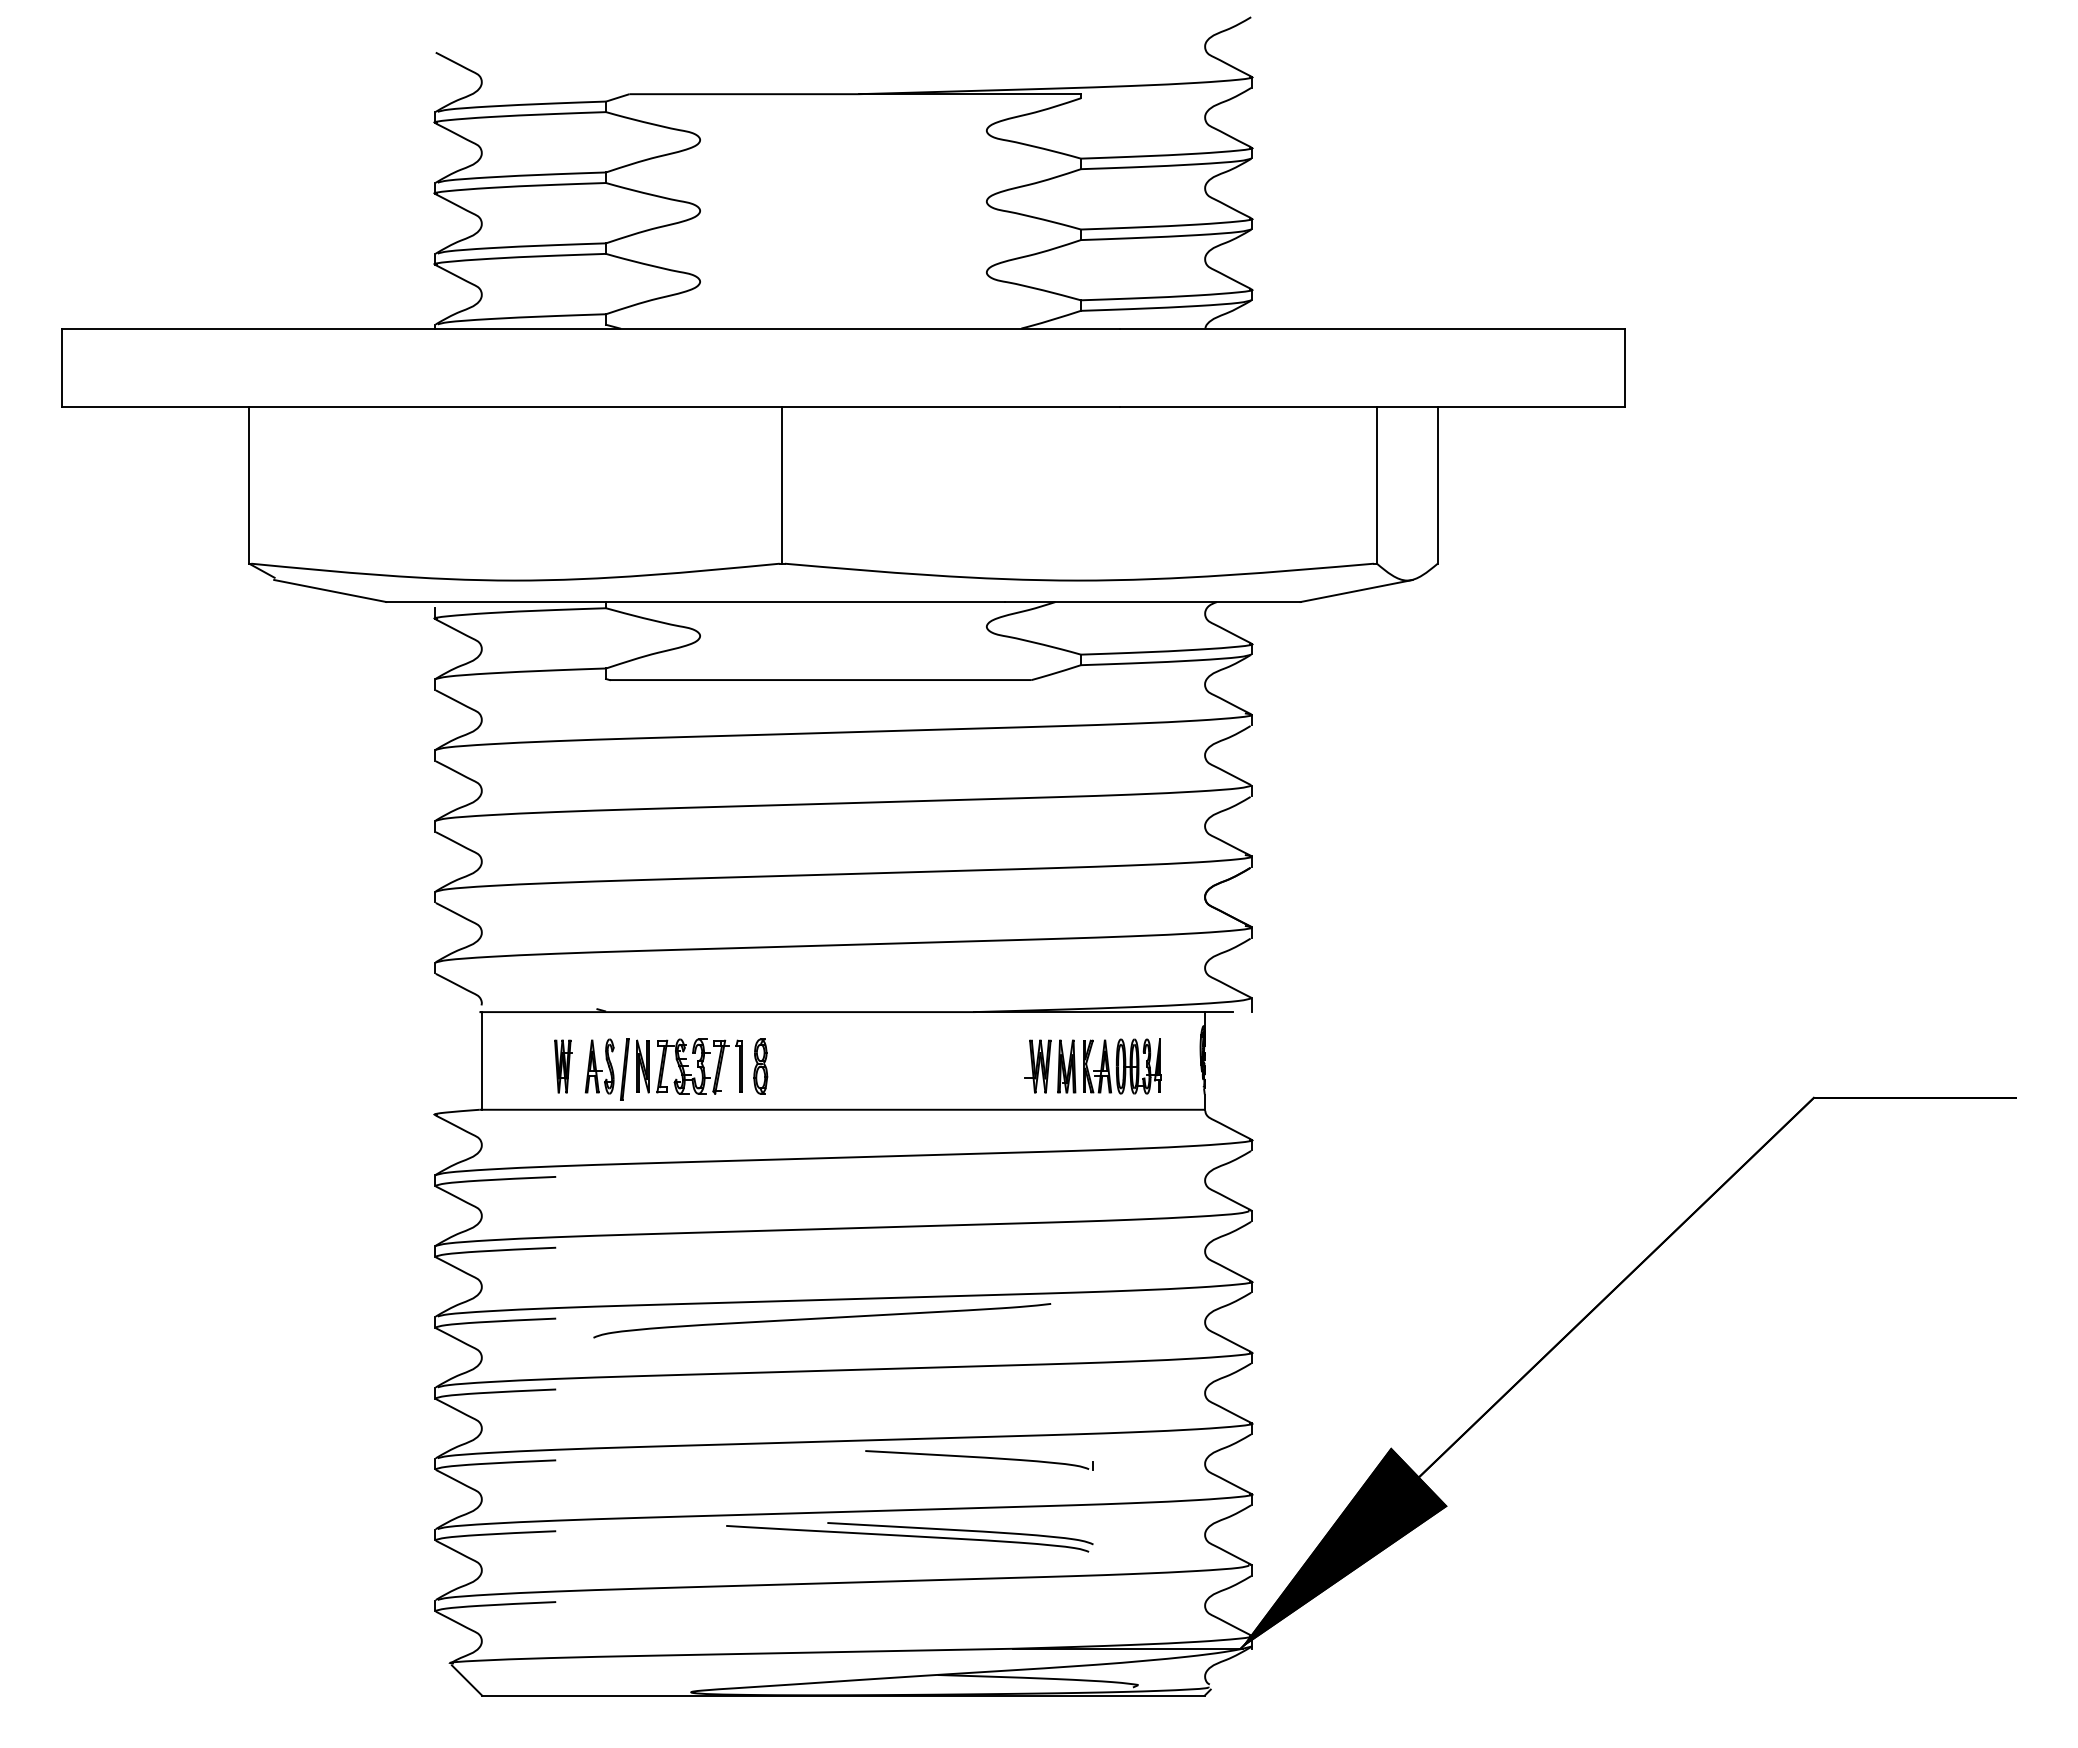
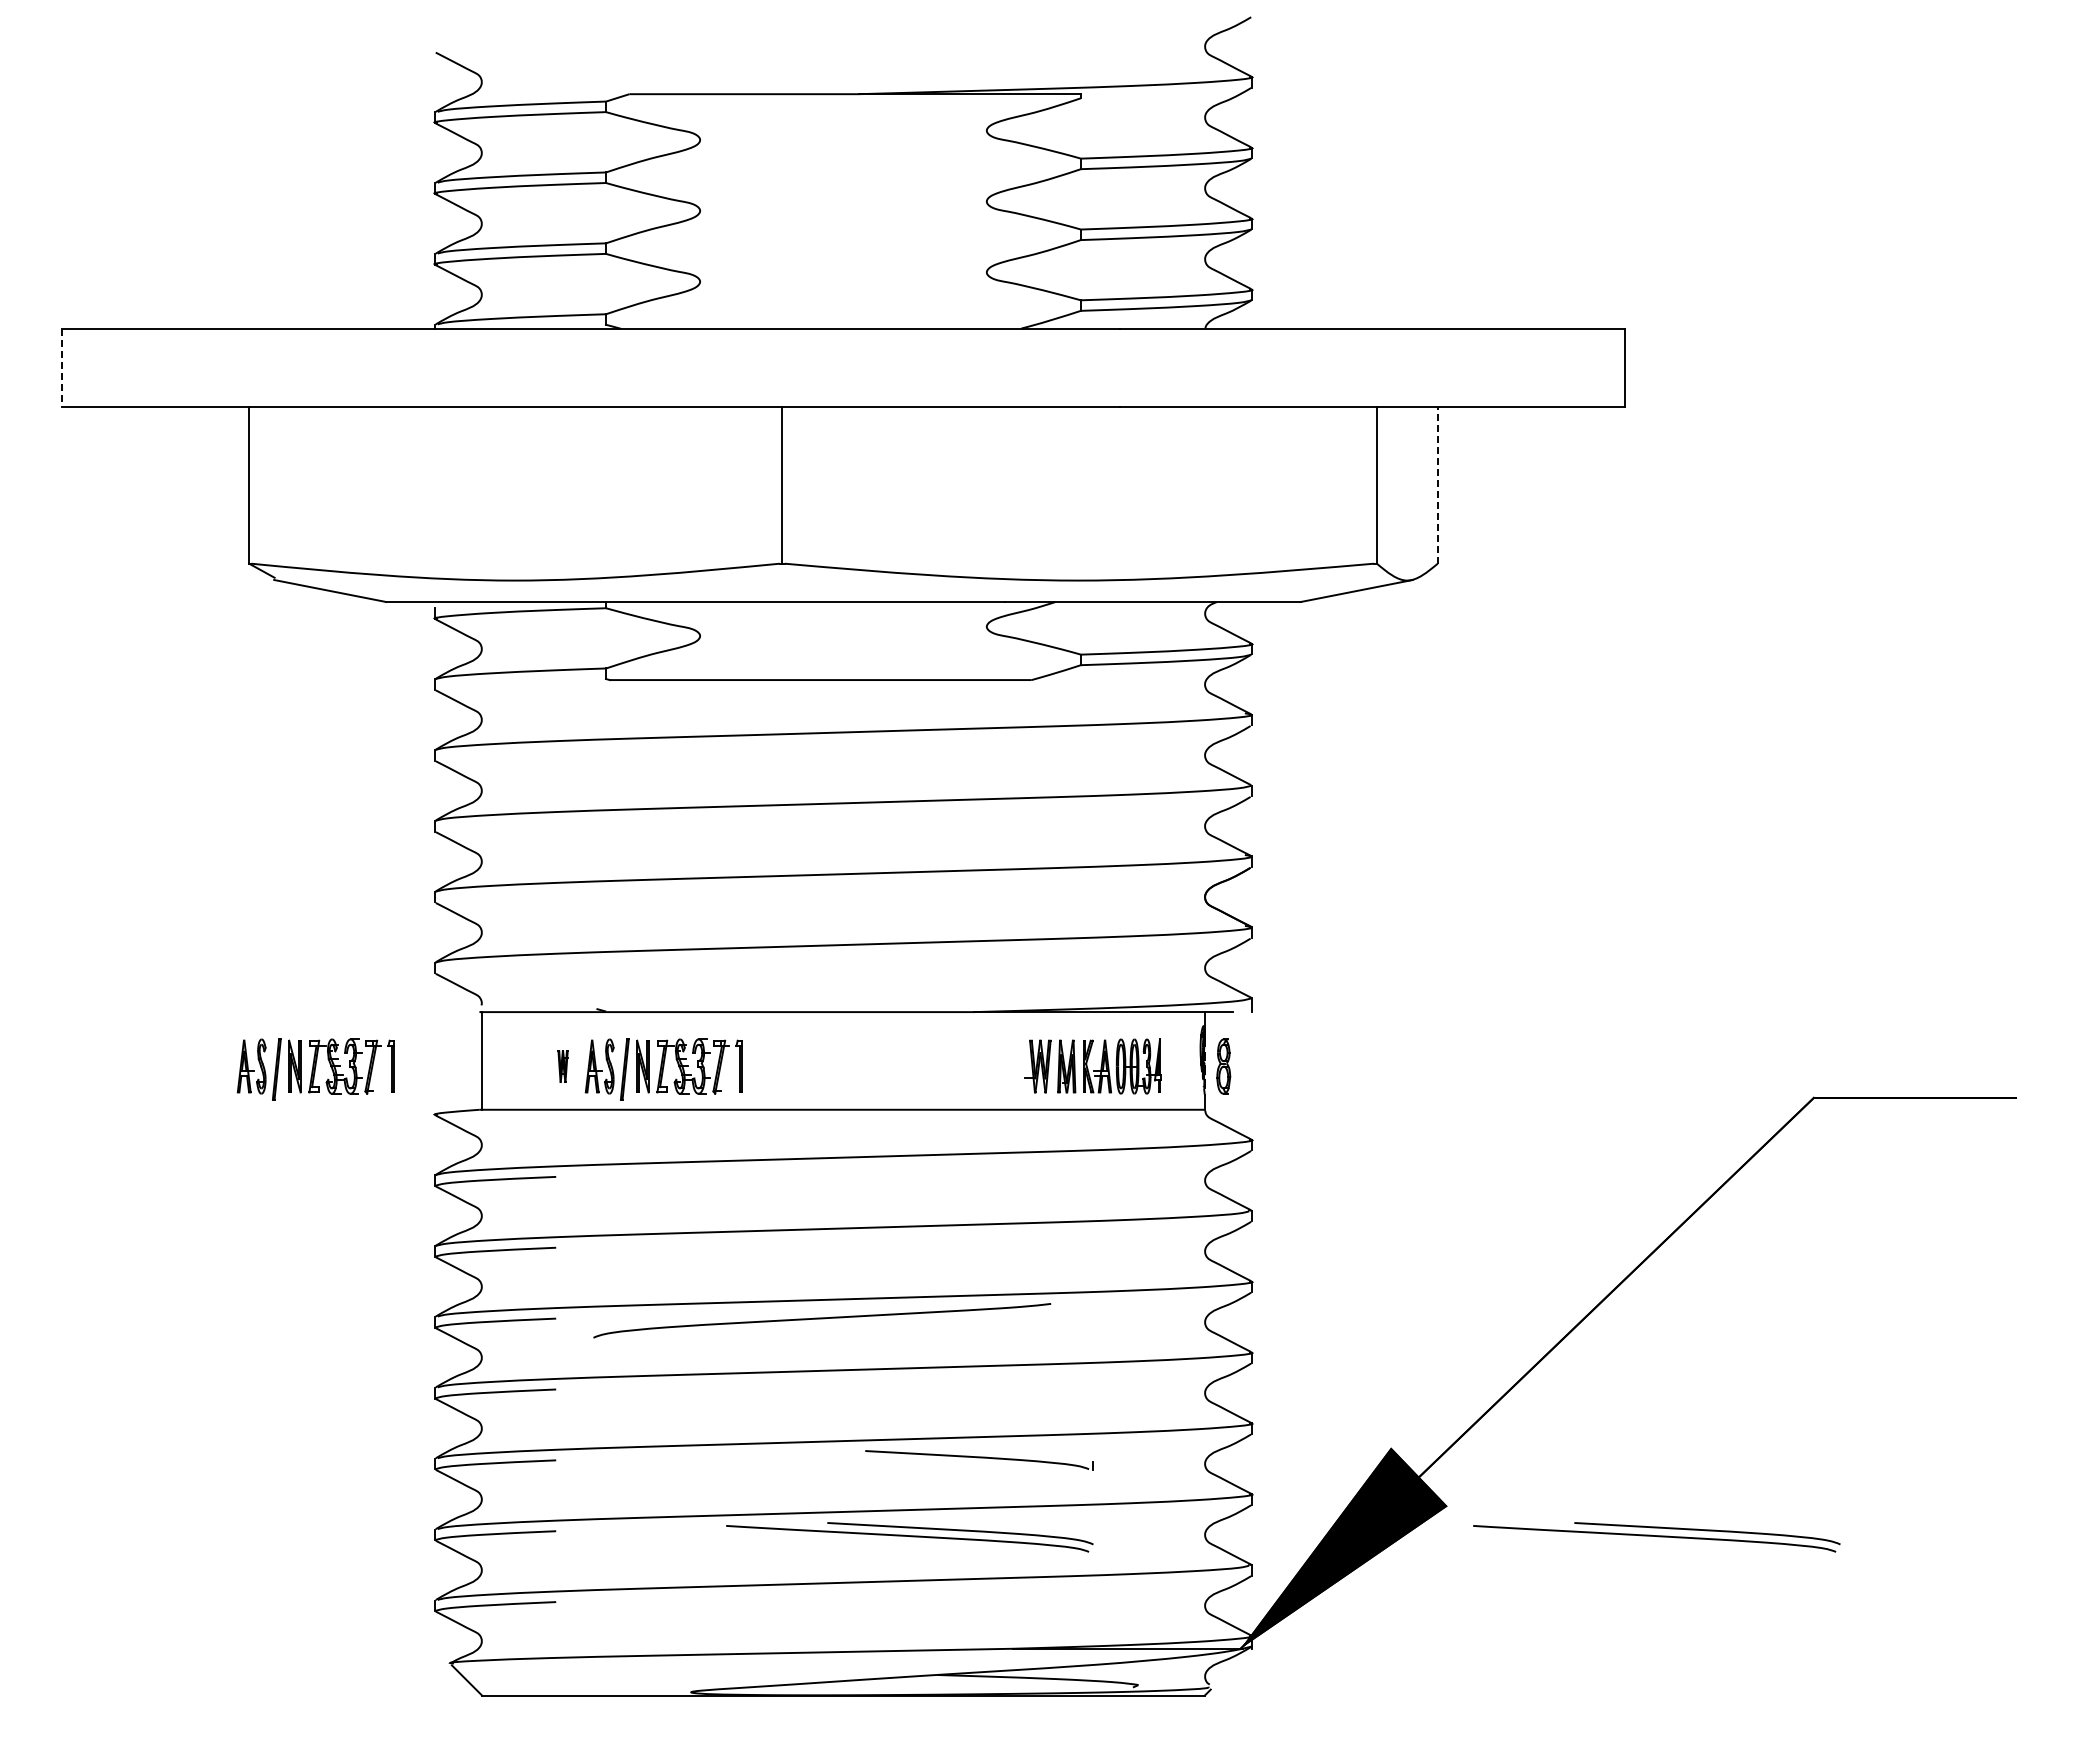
line: solid -> dashed (62, 368)
line: solid -> dashed (1437, 485)
part size: 19x55 px -> 12x33 px (562, 1066)
part position: (760, 1066) -> (1223, 1066) (1223, 1066)
part: none -> present (315, 1069)
part: none -> present (1656, 1537)
